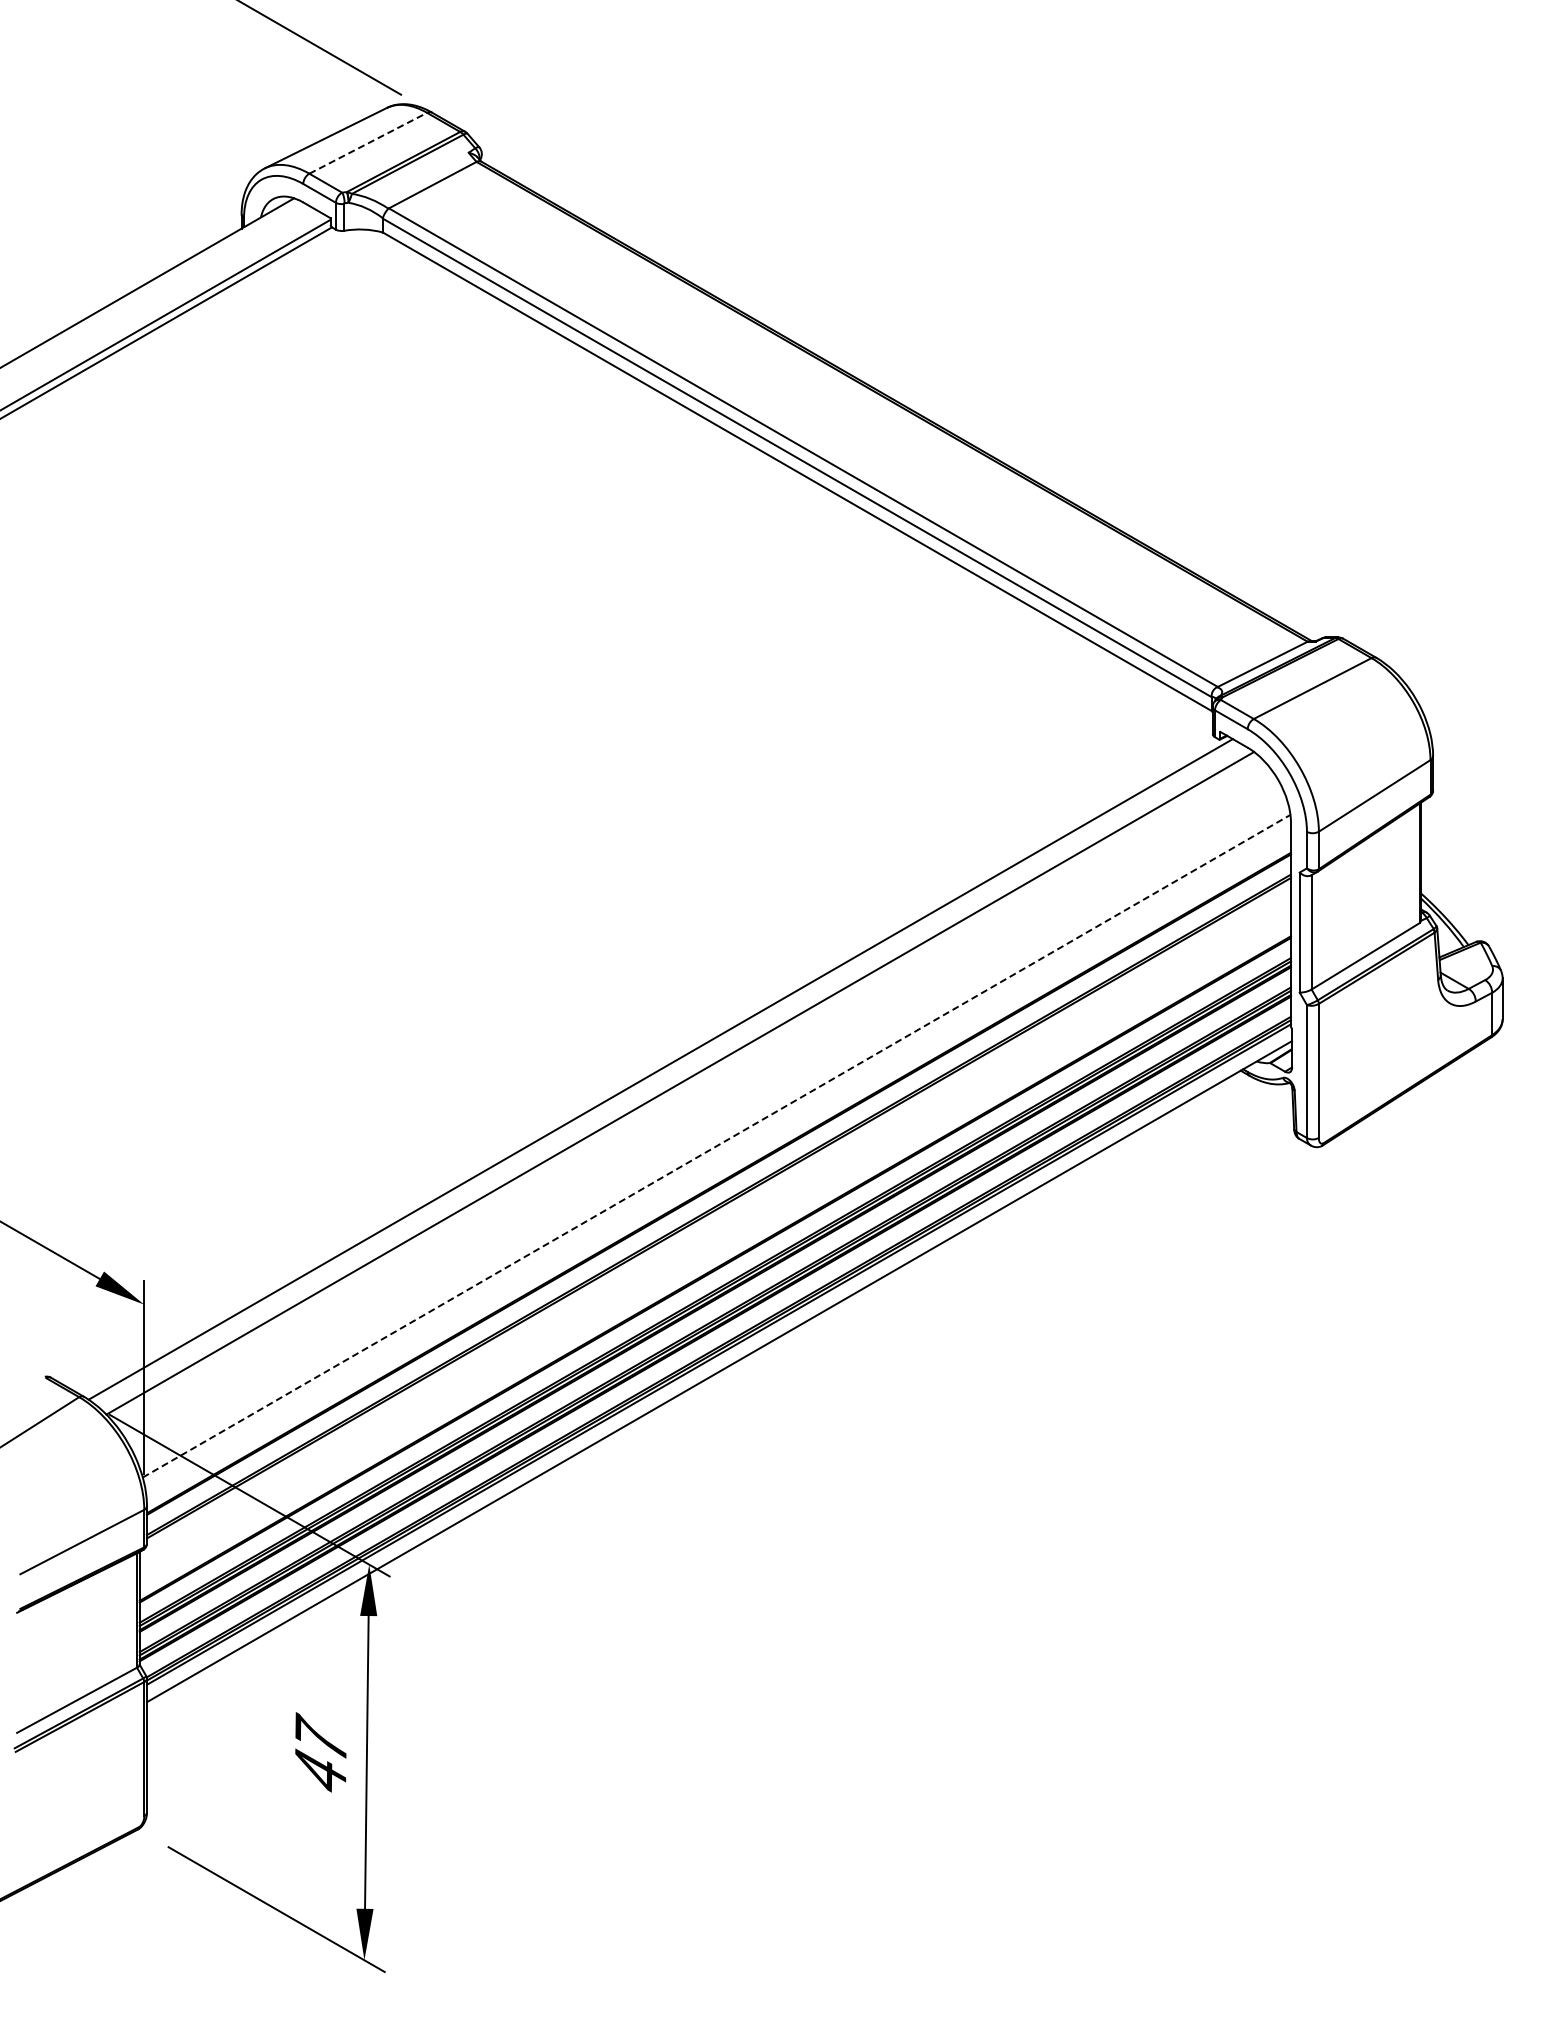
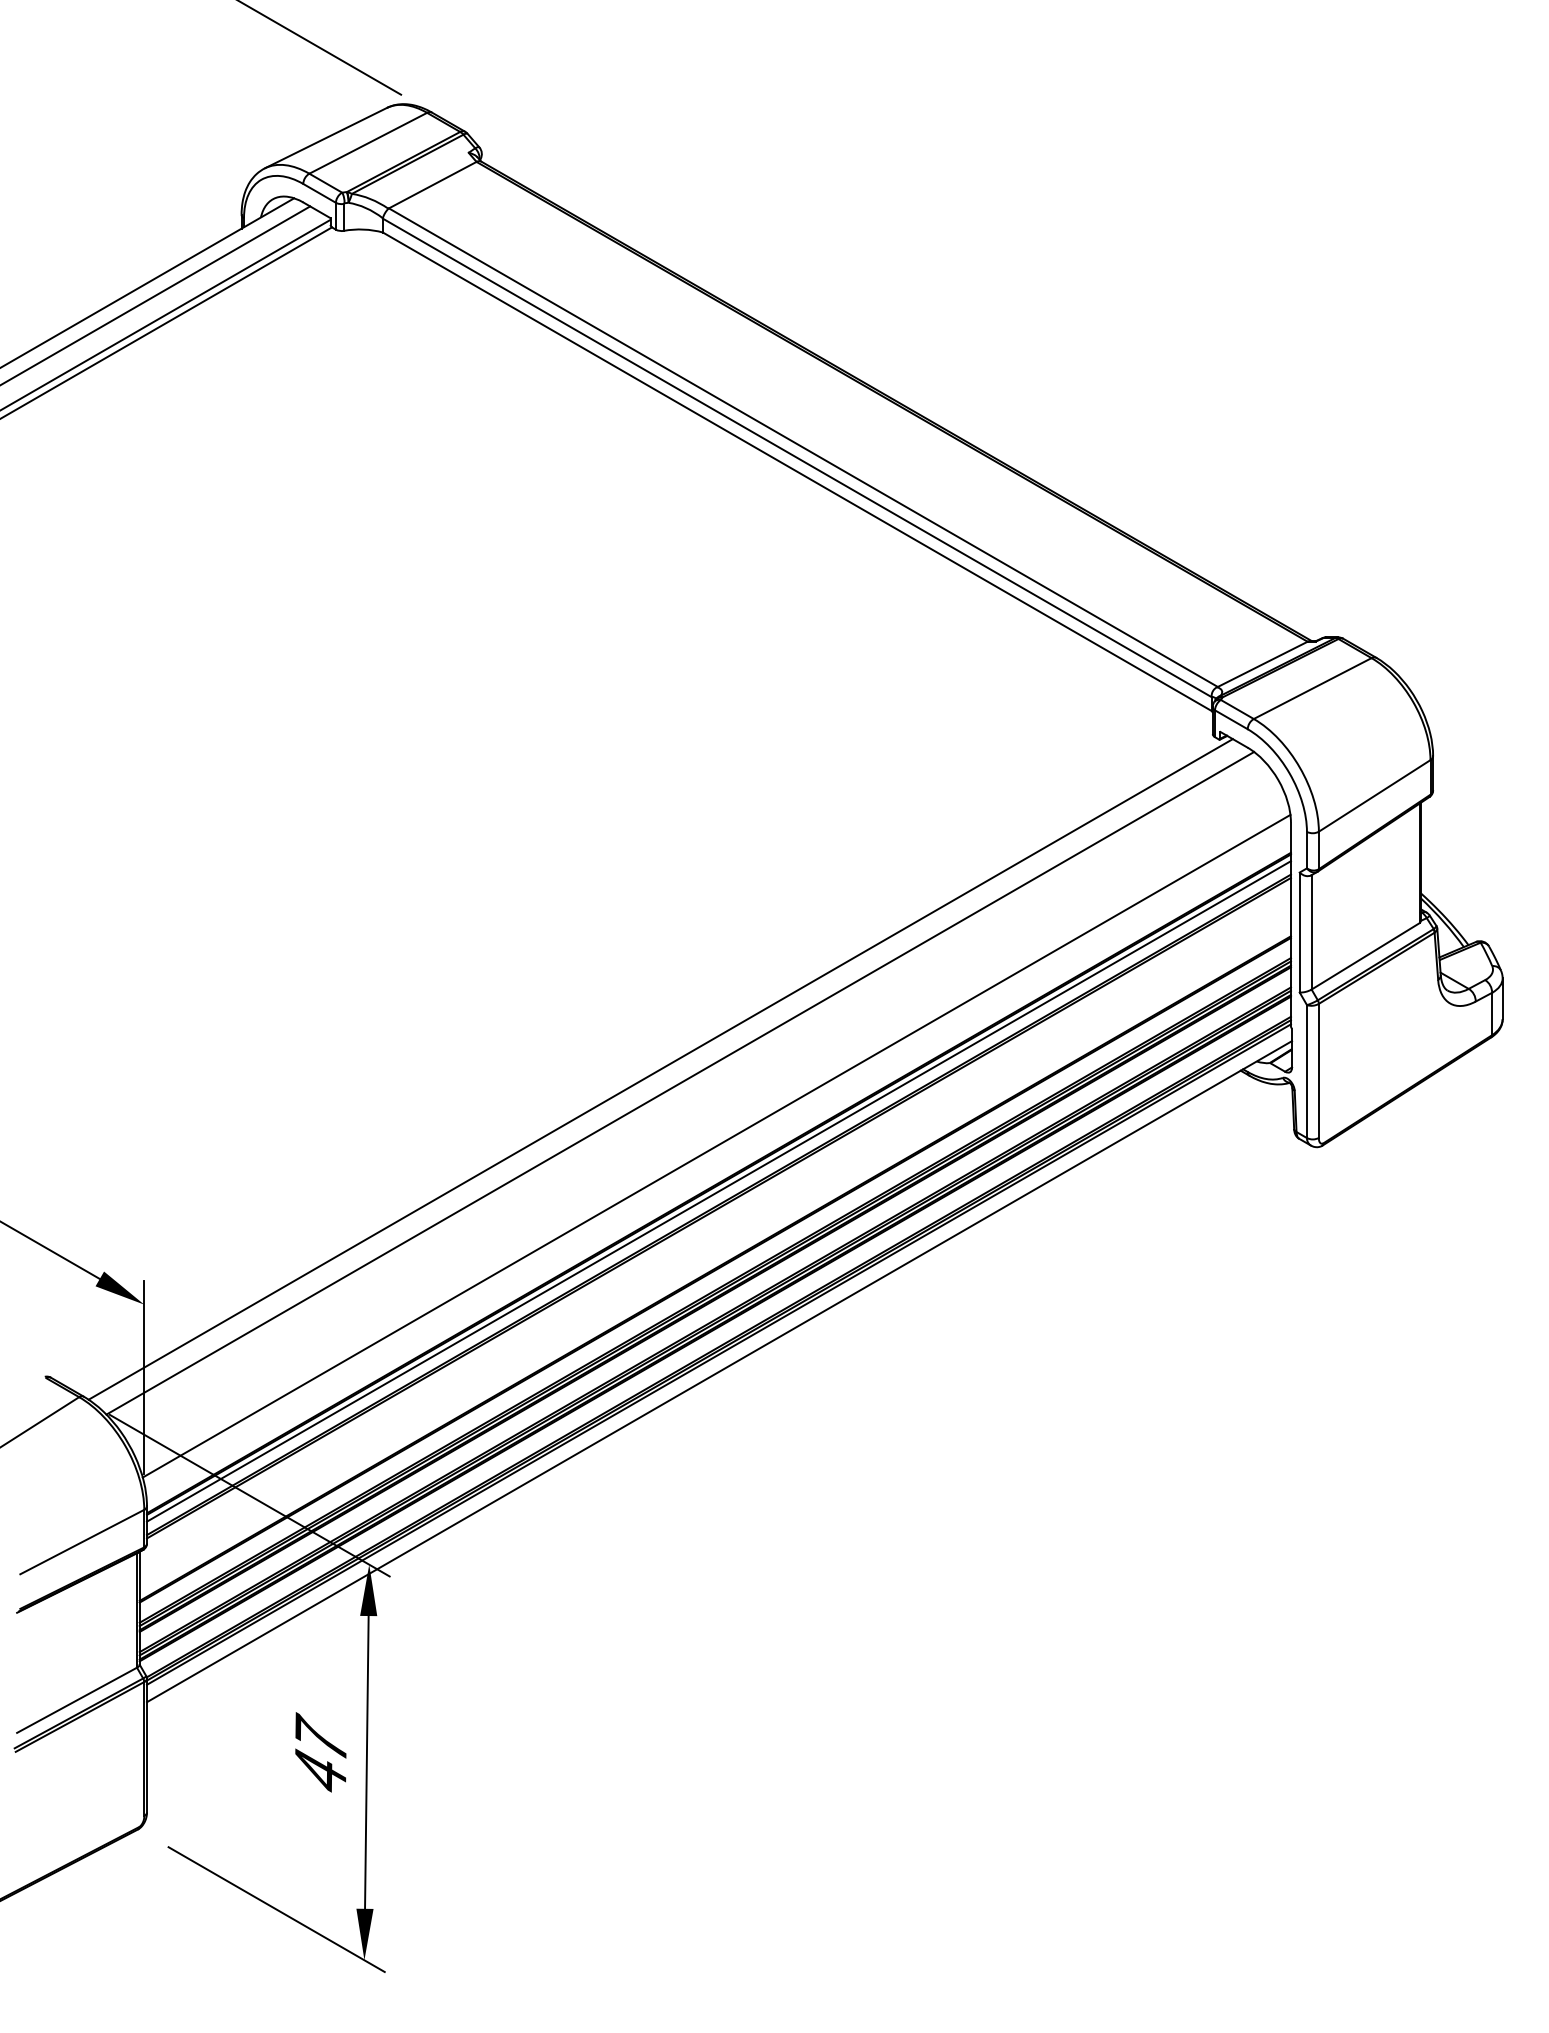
line: dashed -> solid (368, 143)
line: none -> present (156, 295)
line: dashed -> solid (716, 1146)
line: none -> present (718, 1191)
